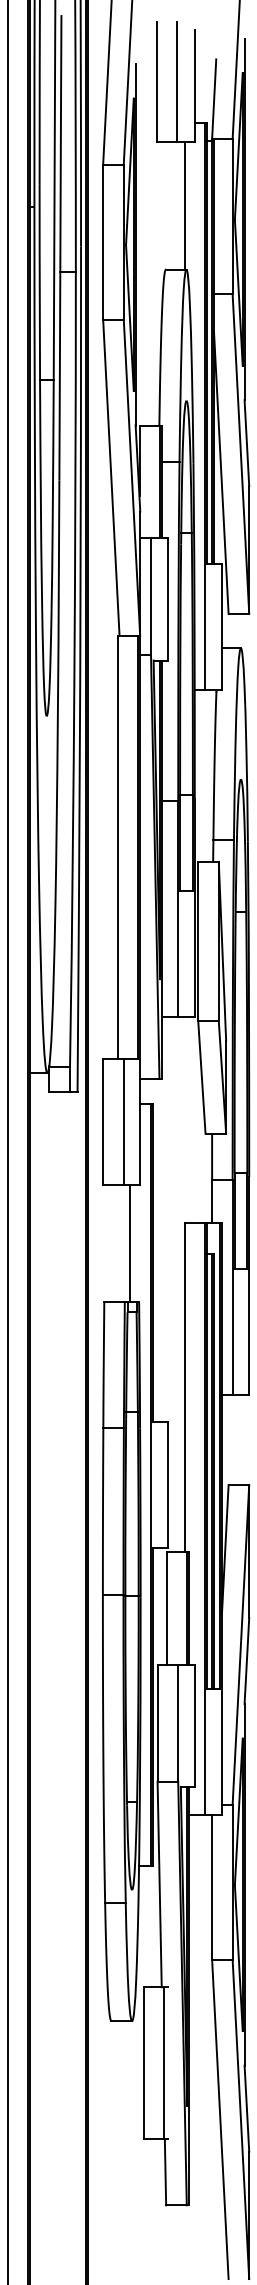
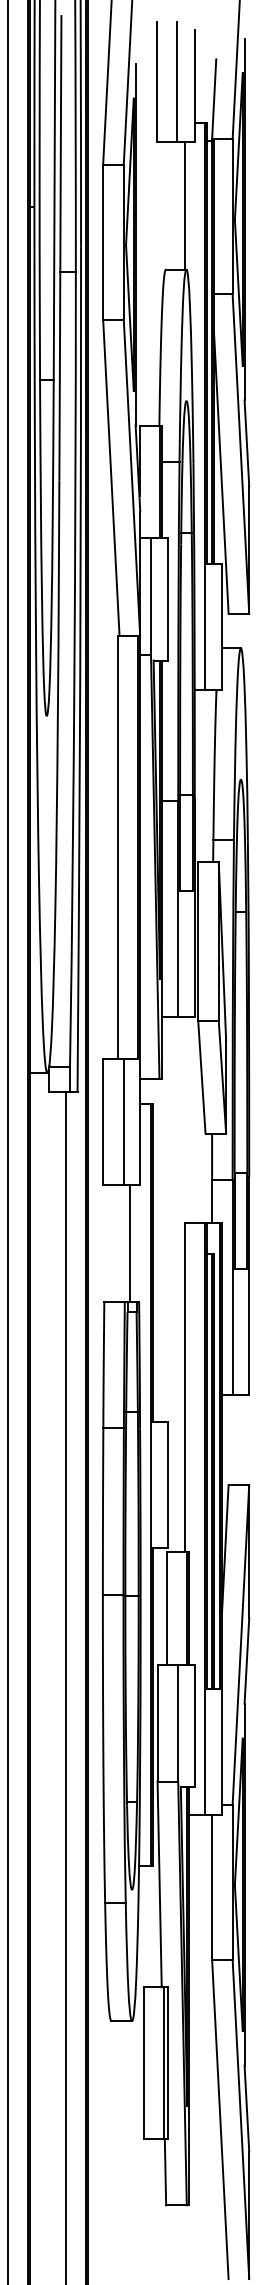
line: none -> present (65, 1686)
line: none -> present (167, 2063)
